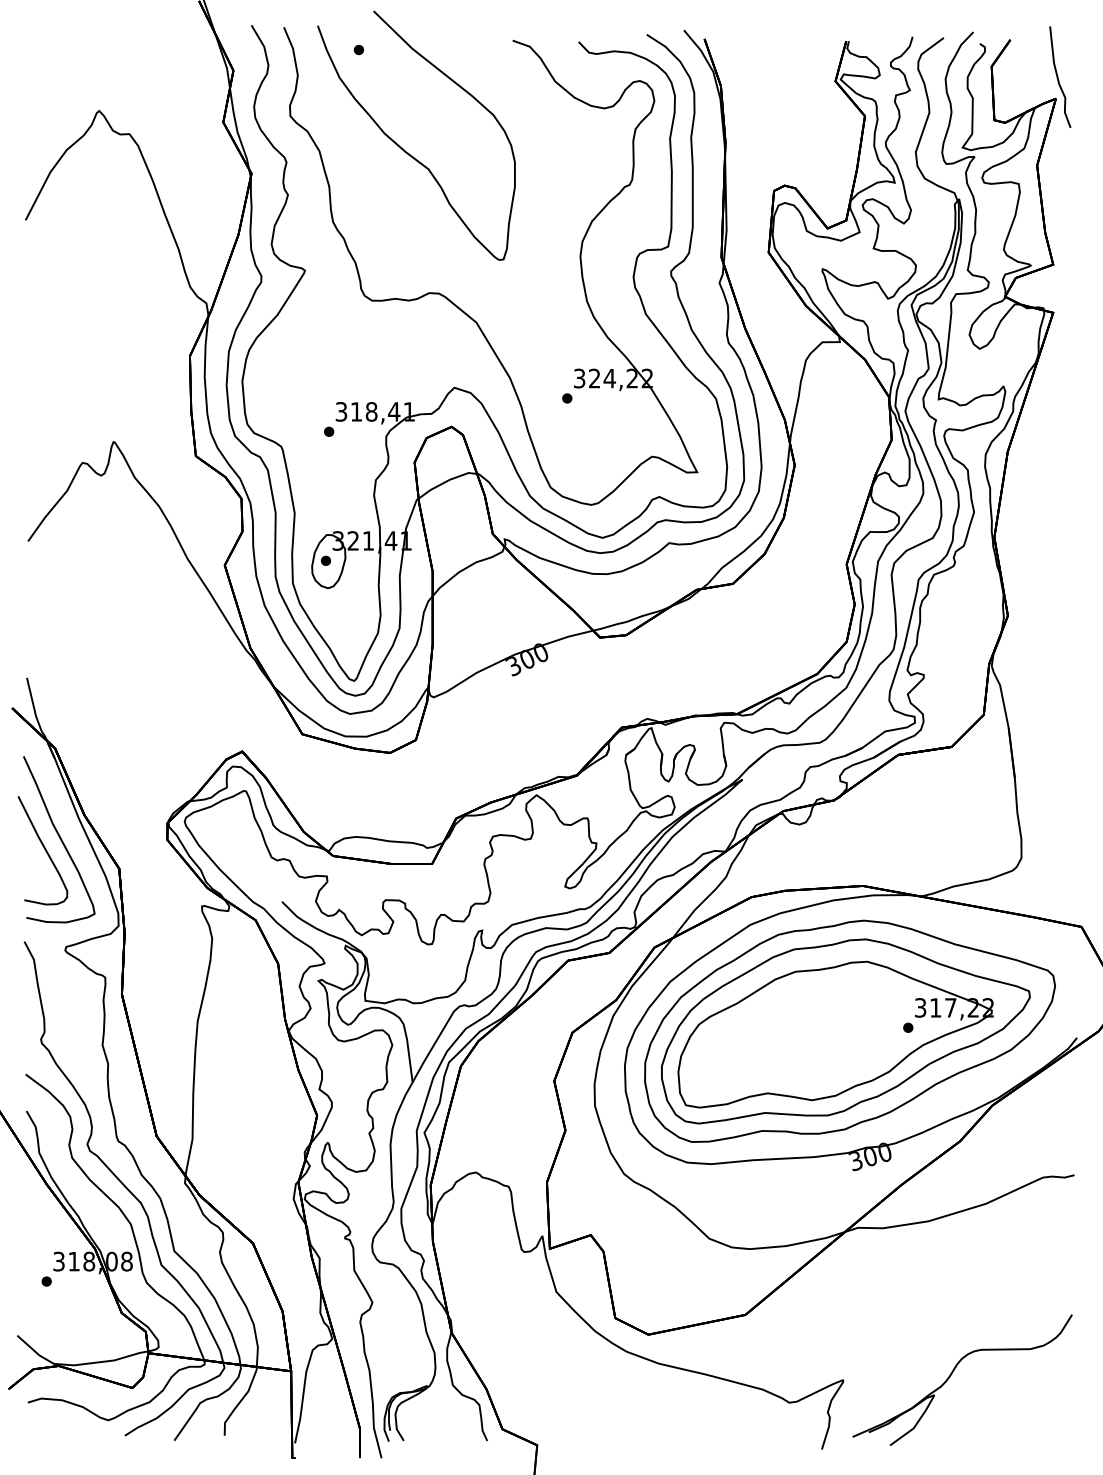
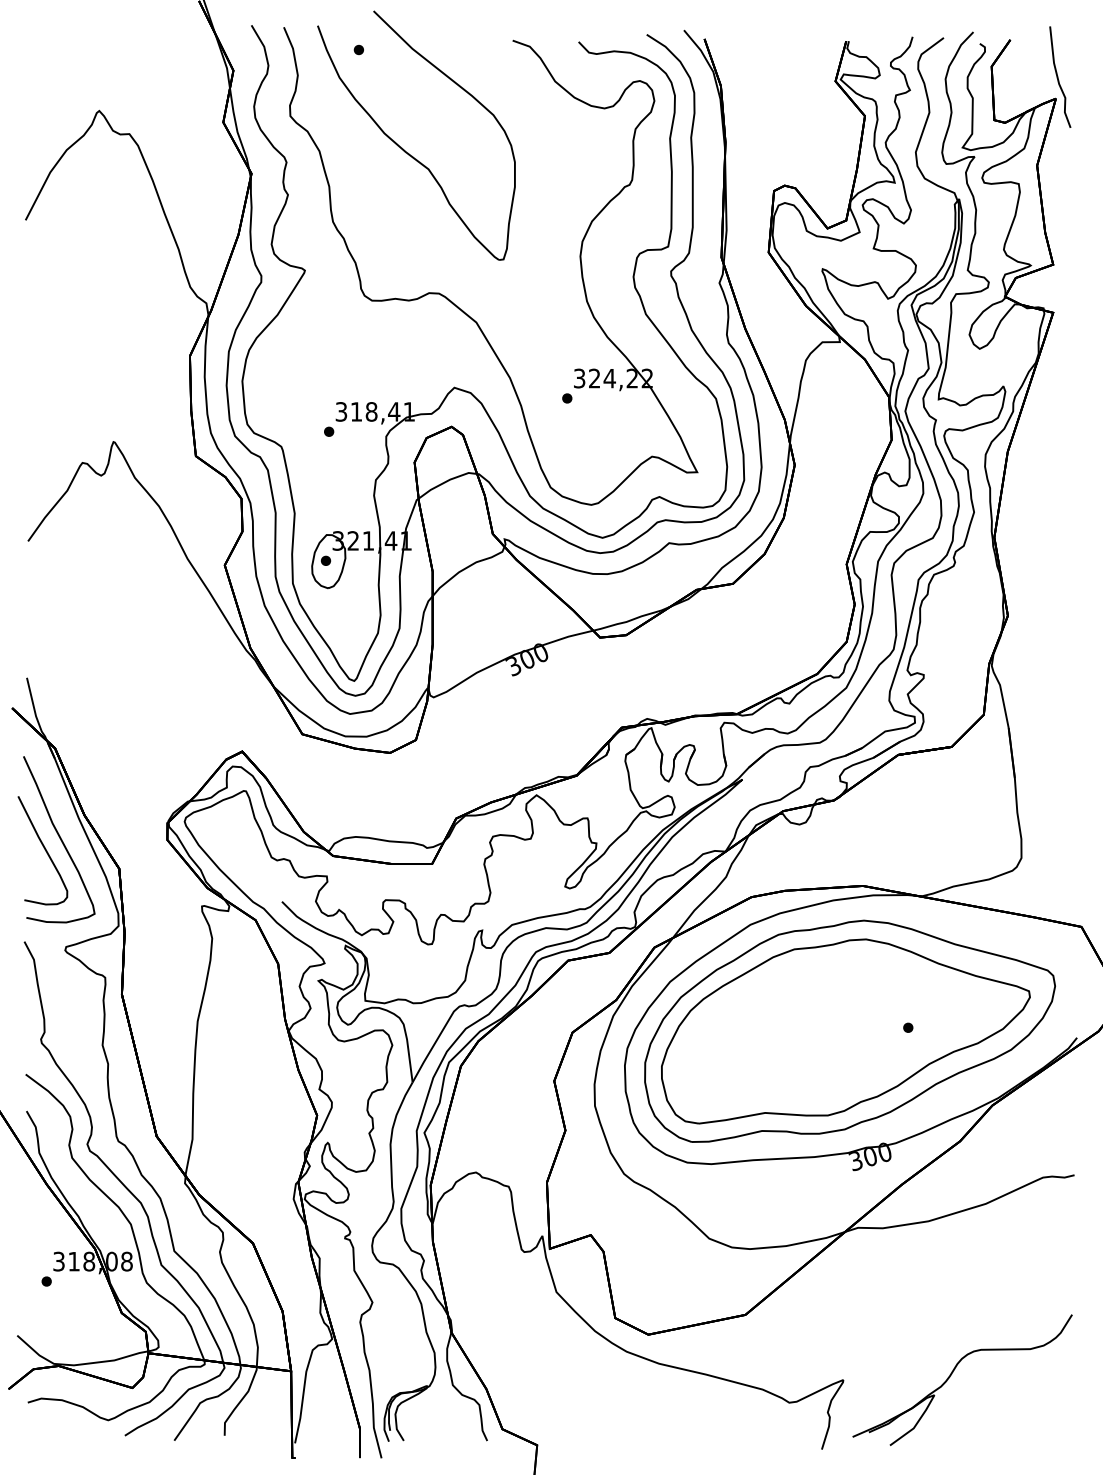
part: present -> none (835, 1034)
